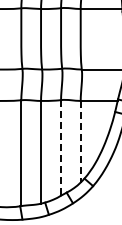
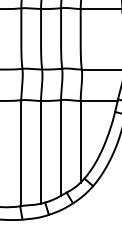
line: dashed -> solid (80, 141)
line: dashed -> solid (61, 147)
